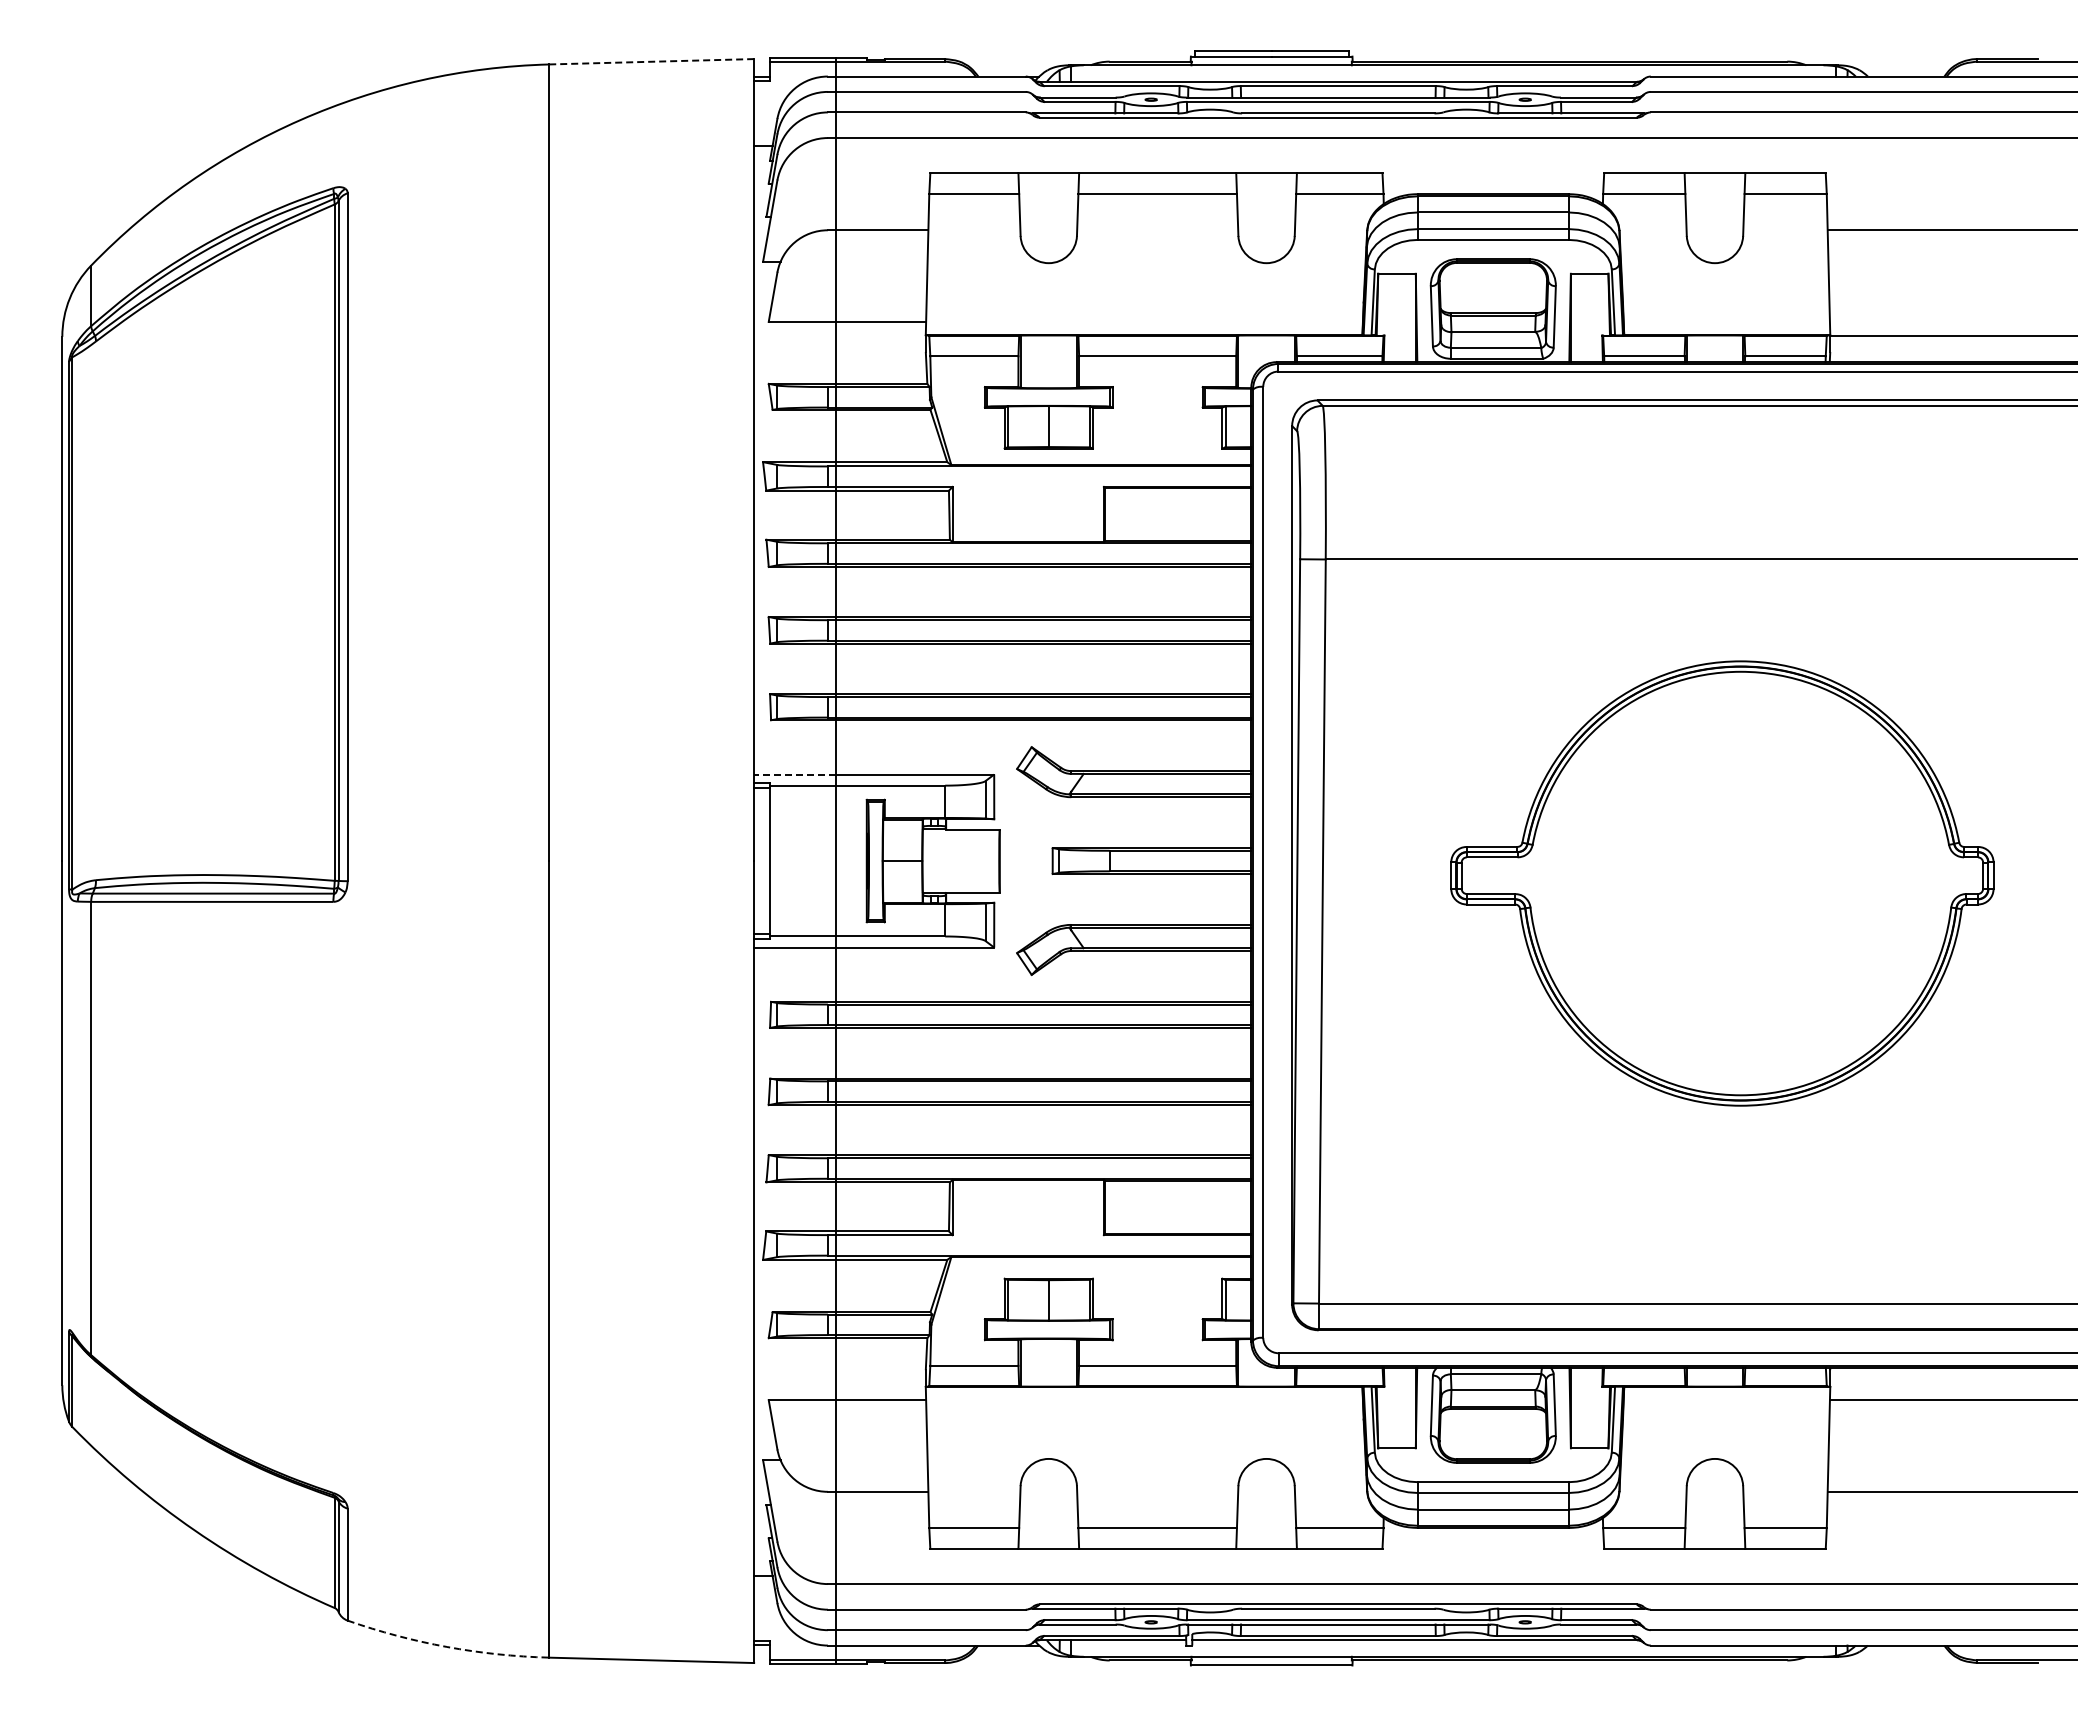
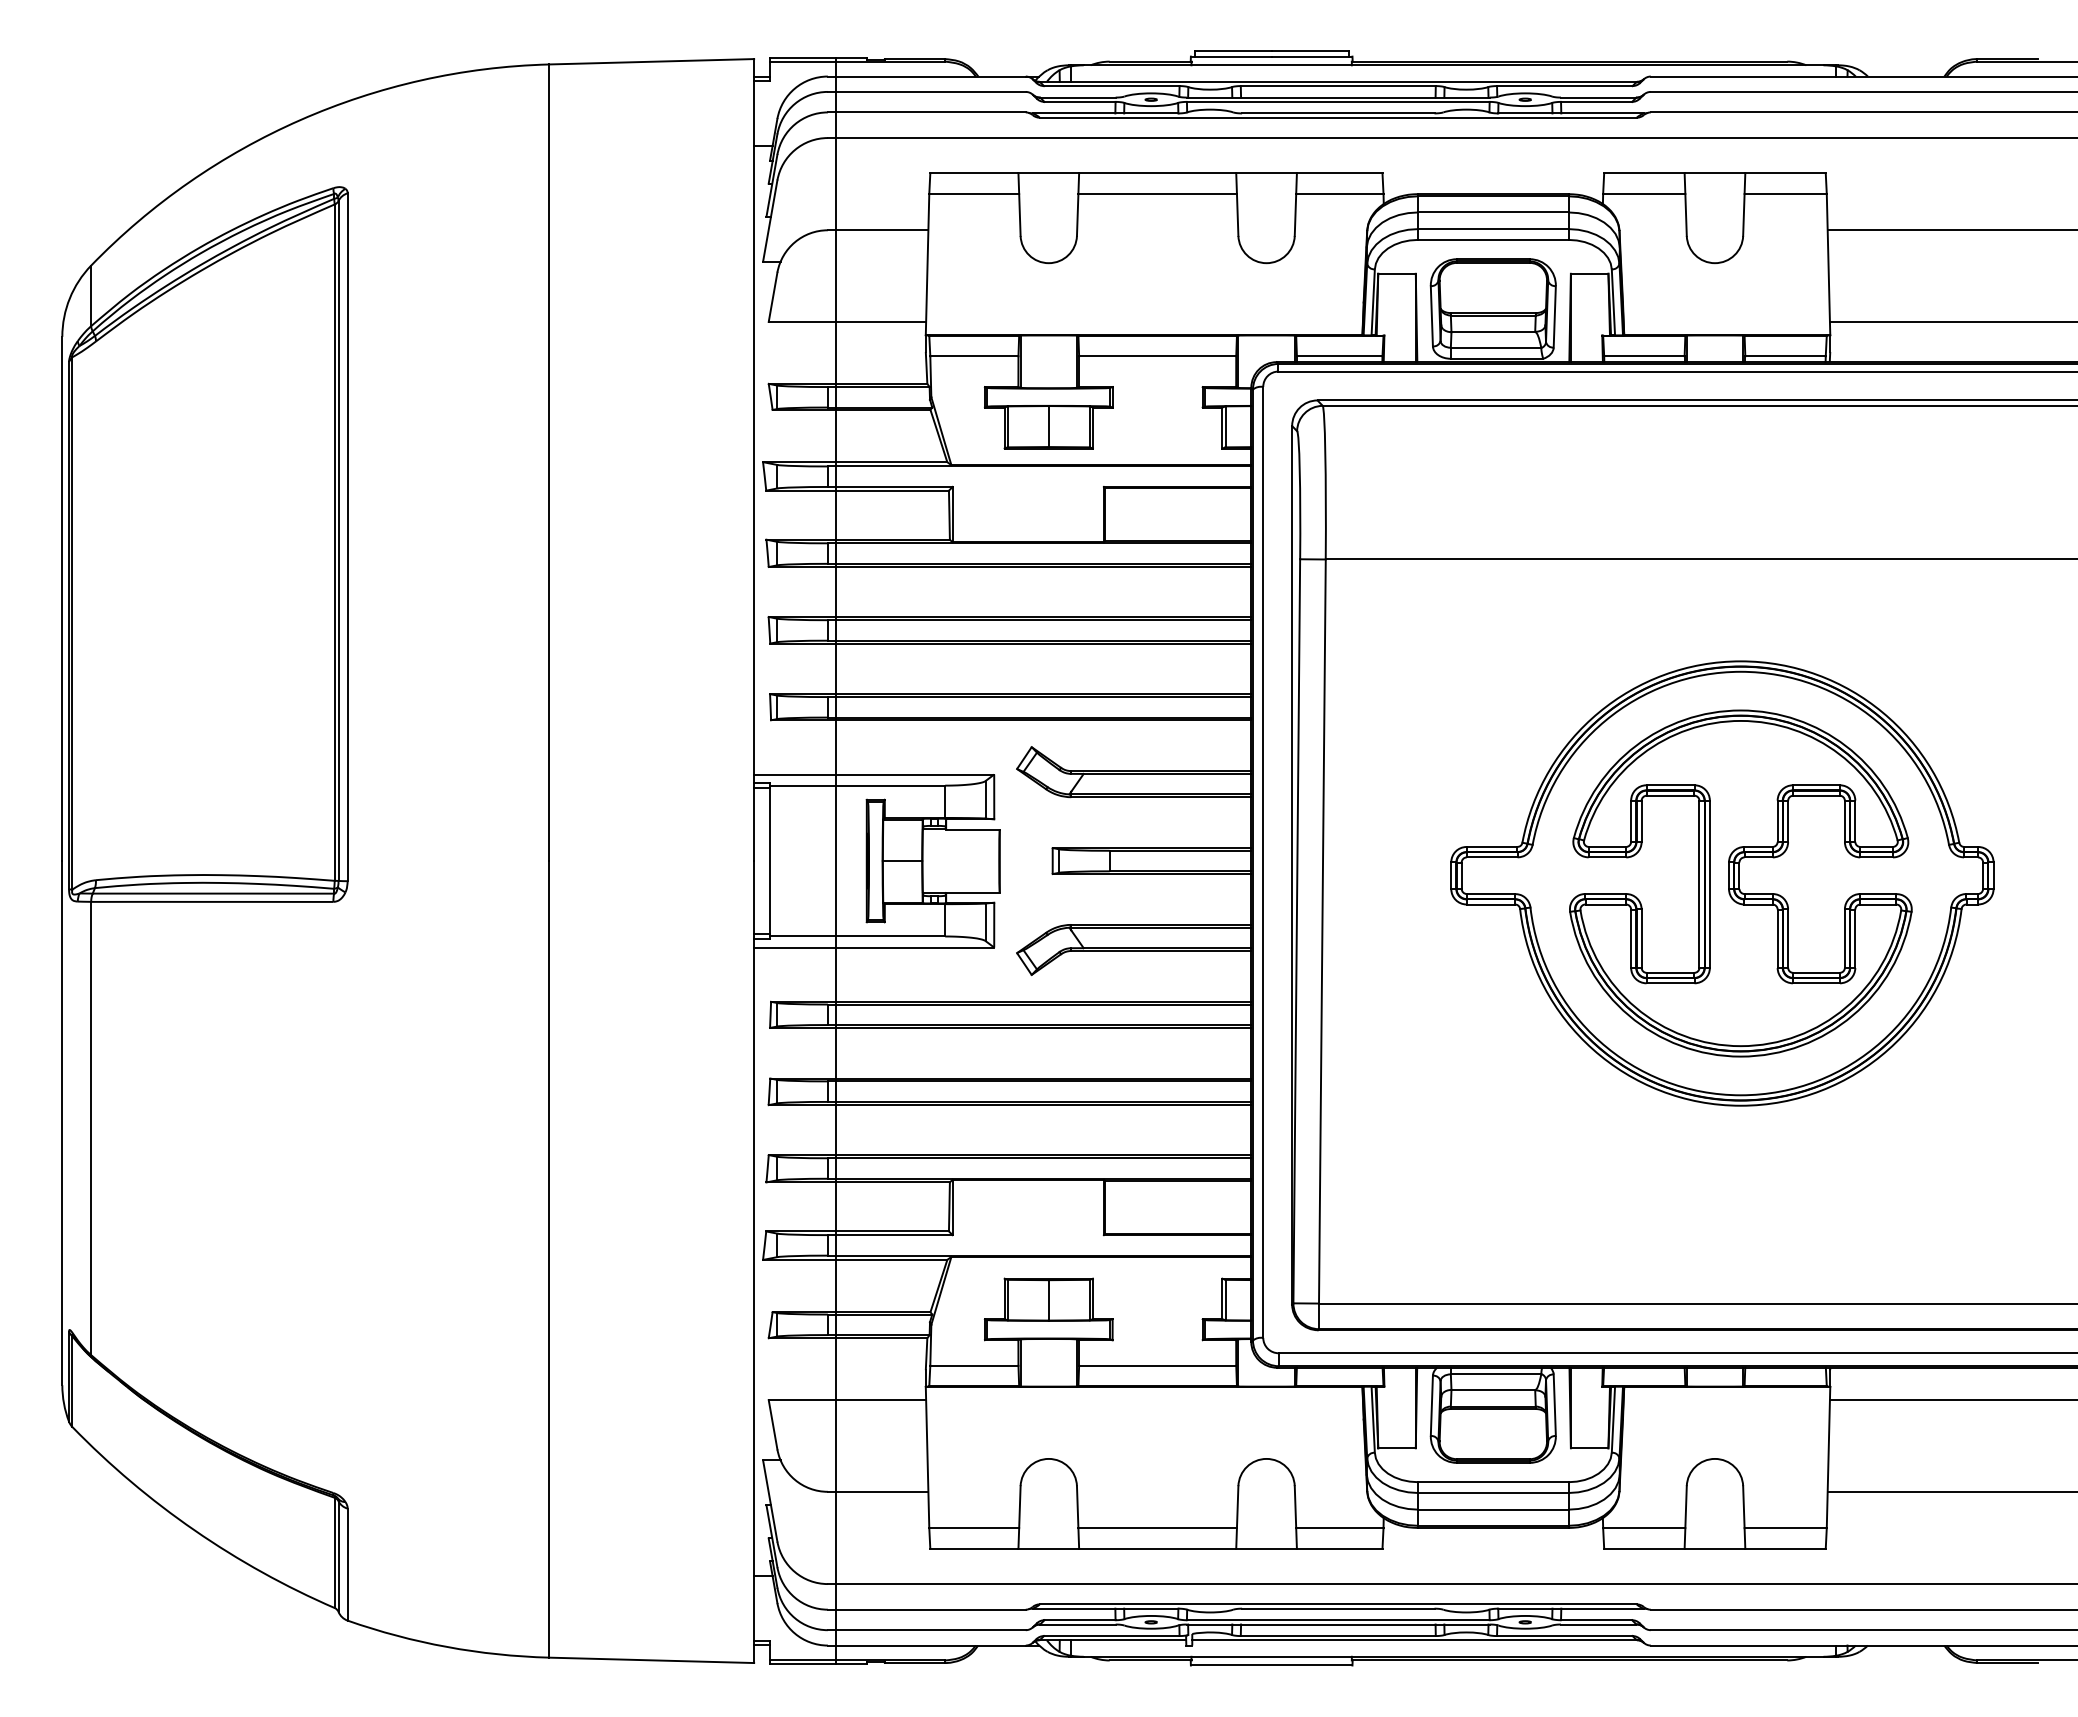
line: dashed -> solid (651, 61)
line position: (1951, 335) -> (1951, 321) (1951, 321)
line: dashed -> solid (795, 774)
part: none -> present (1740, 883)
arc: dashed -> solid (446, 1646)
